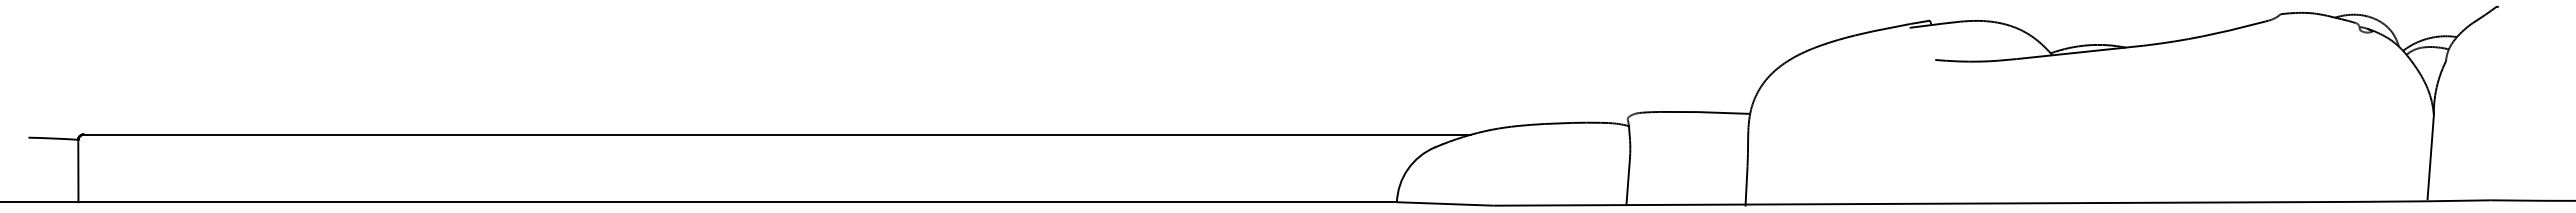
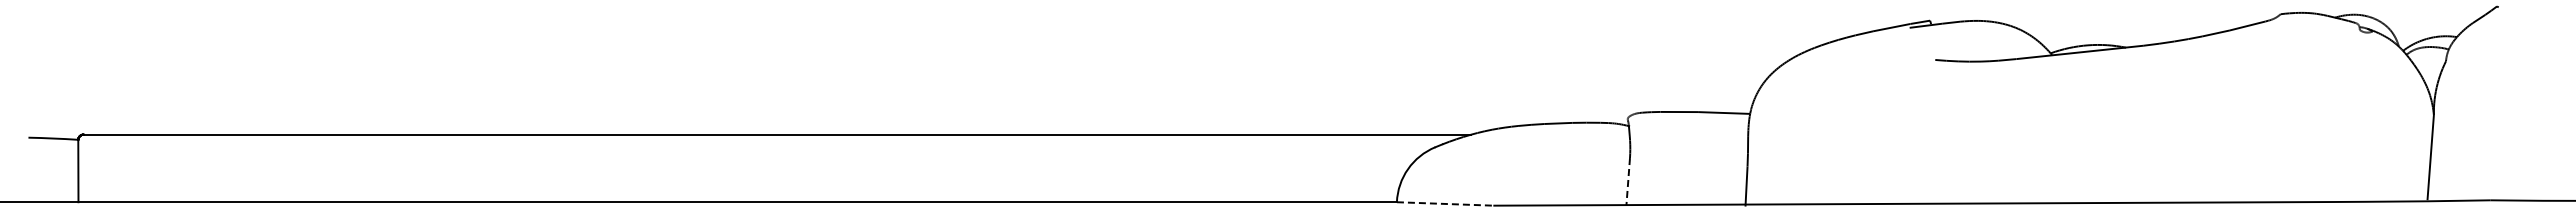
line: solid -> dashed (1628, 181)
line: solid -> dashed (1445, 203)
